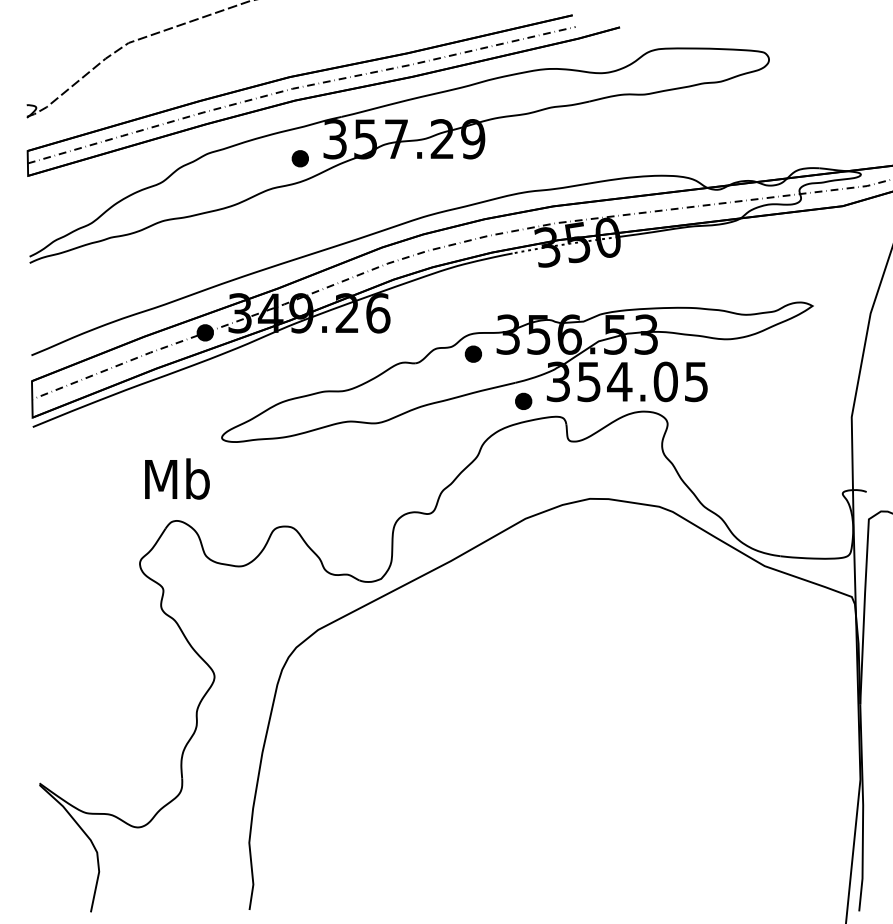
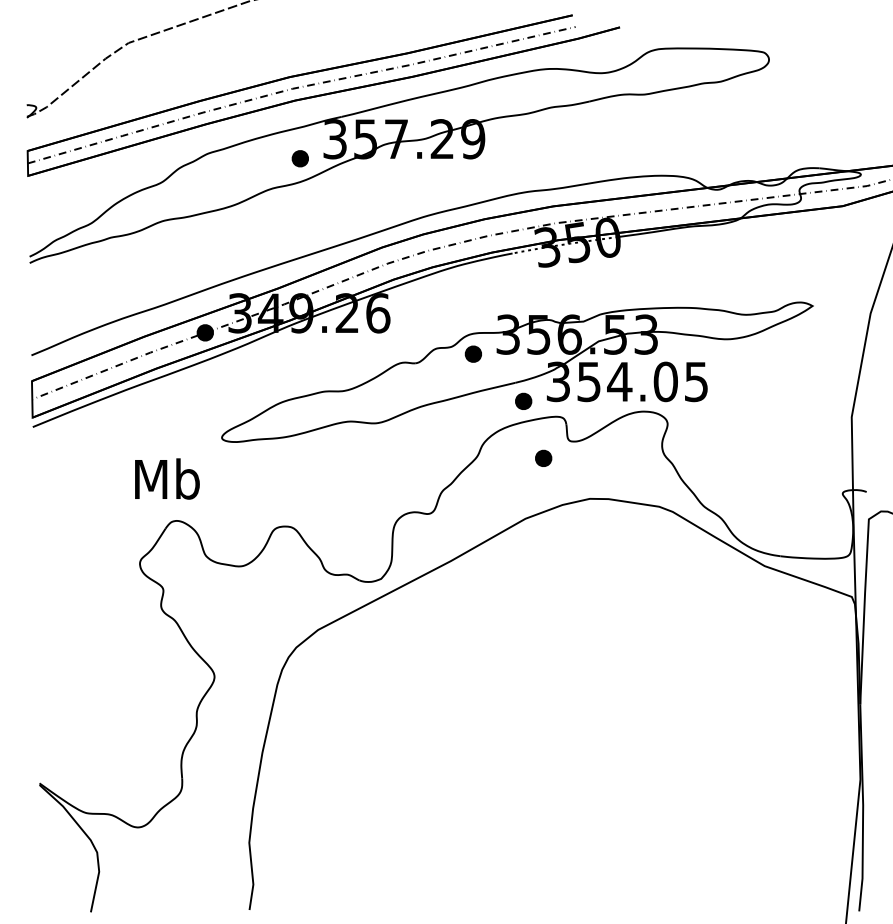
part: none -> present (543, 457)
text position: (177, 478) -> (167, 478) (167, 478)
